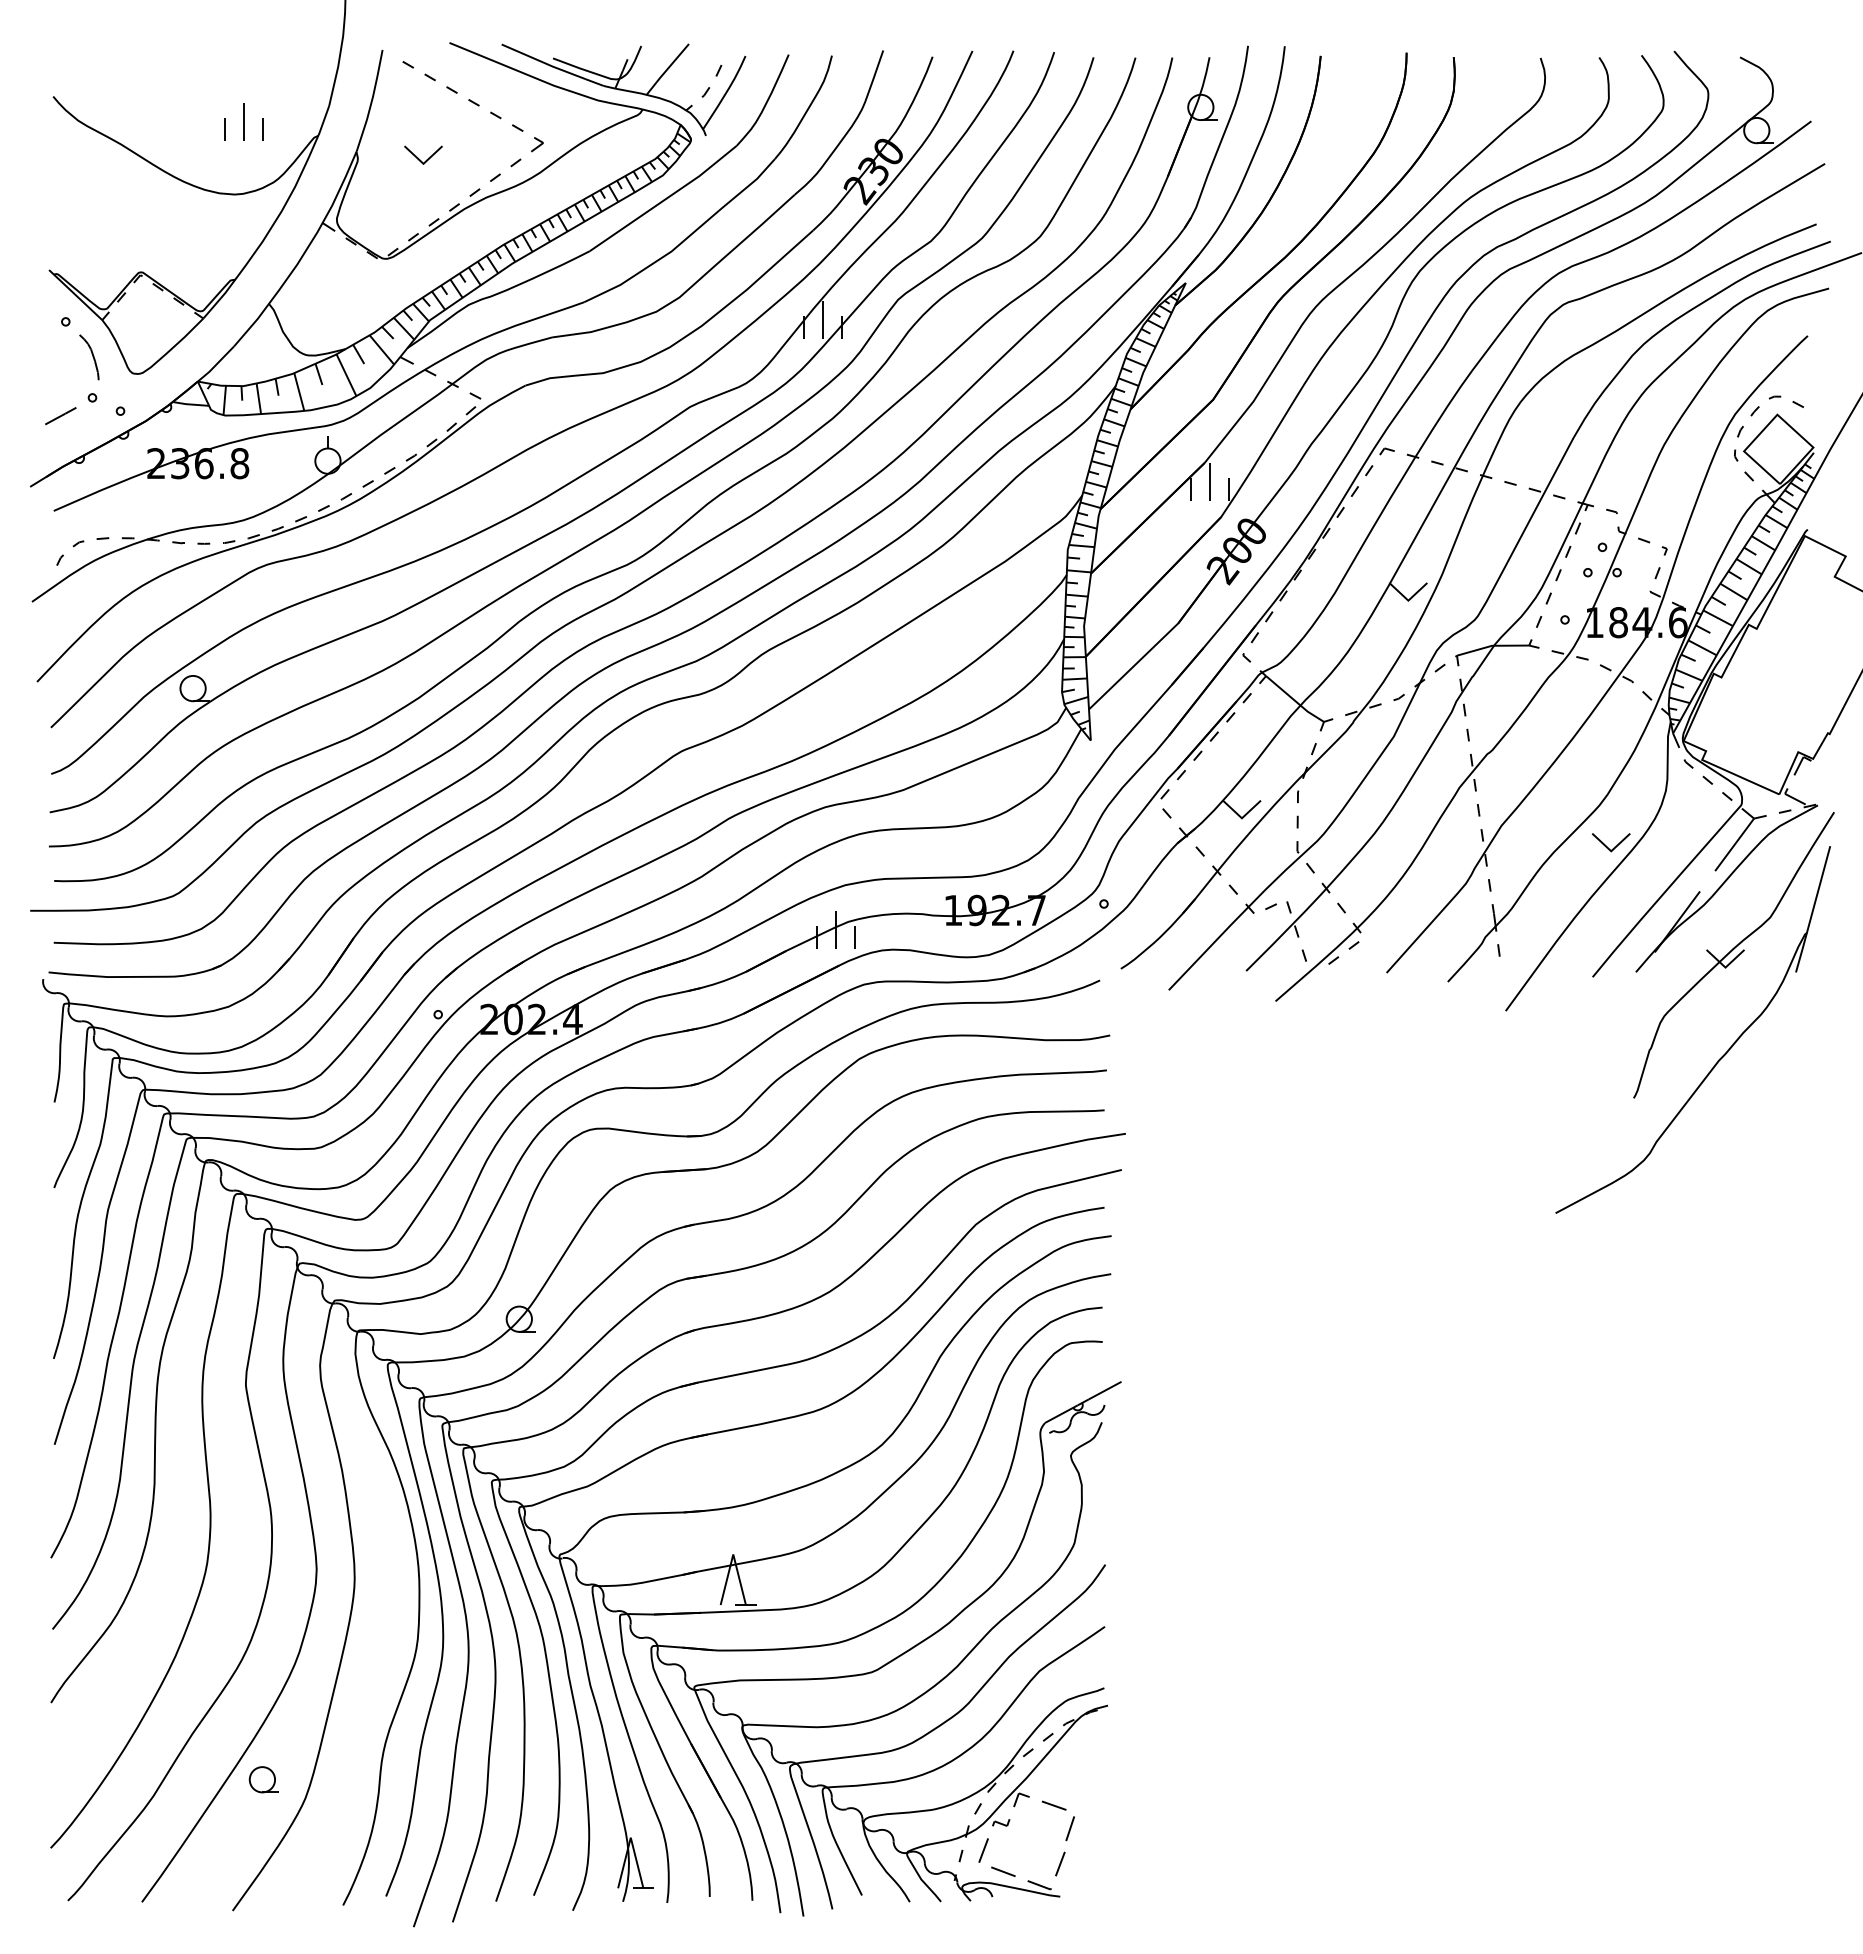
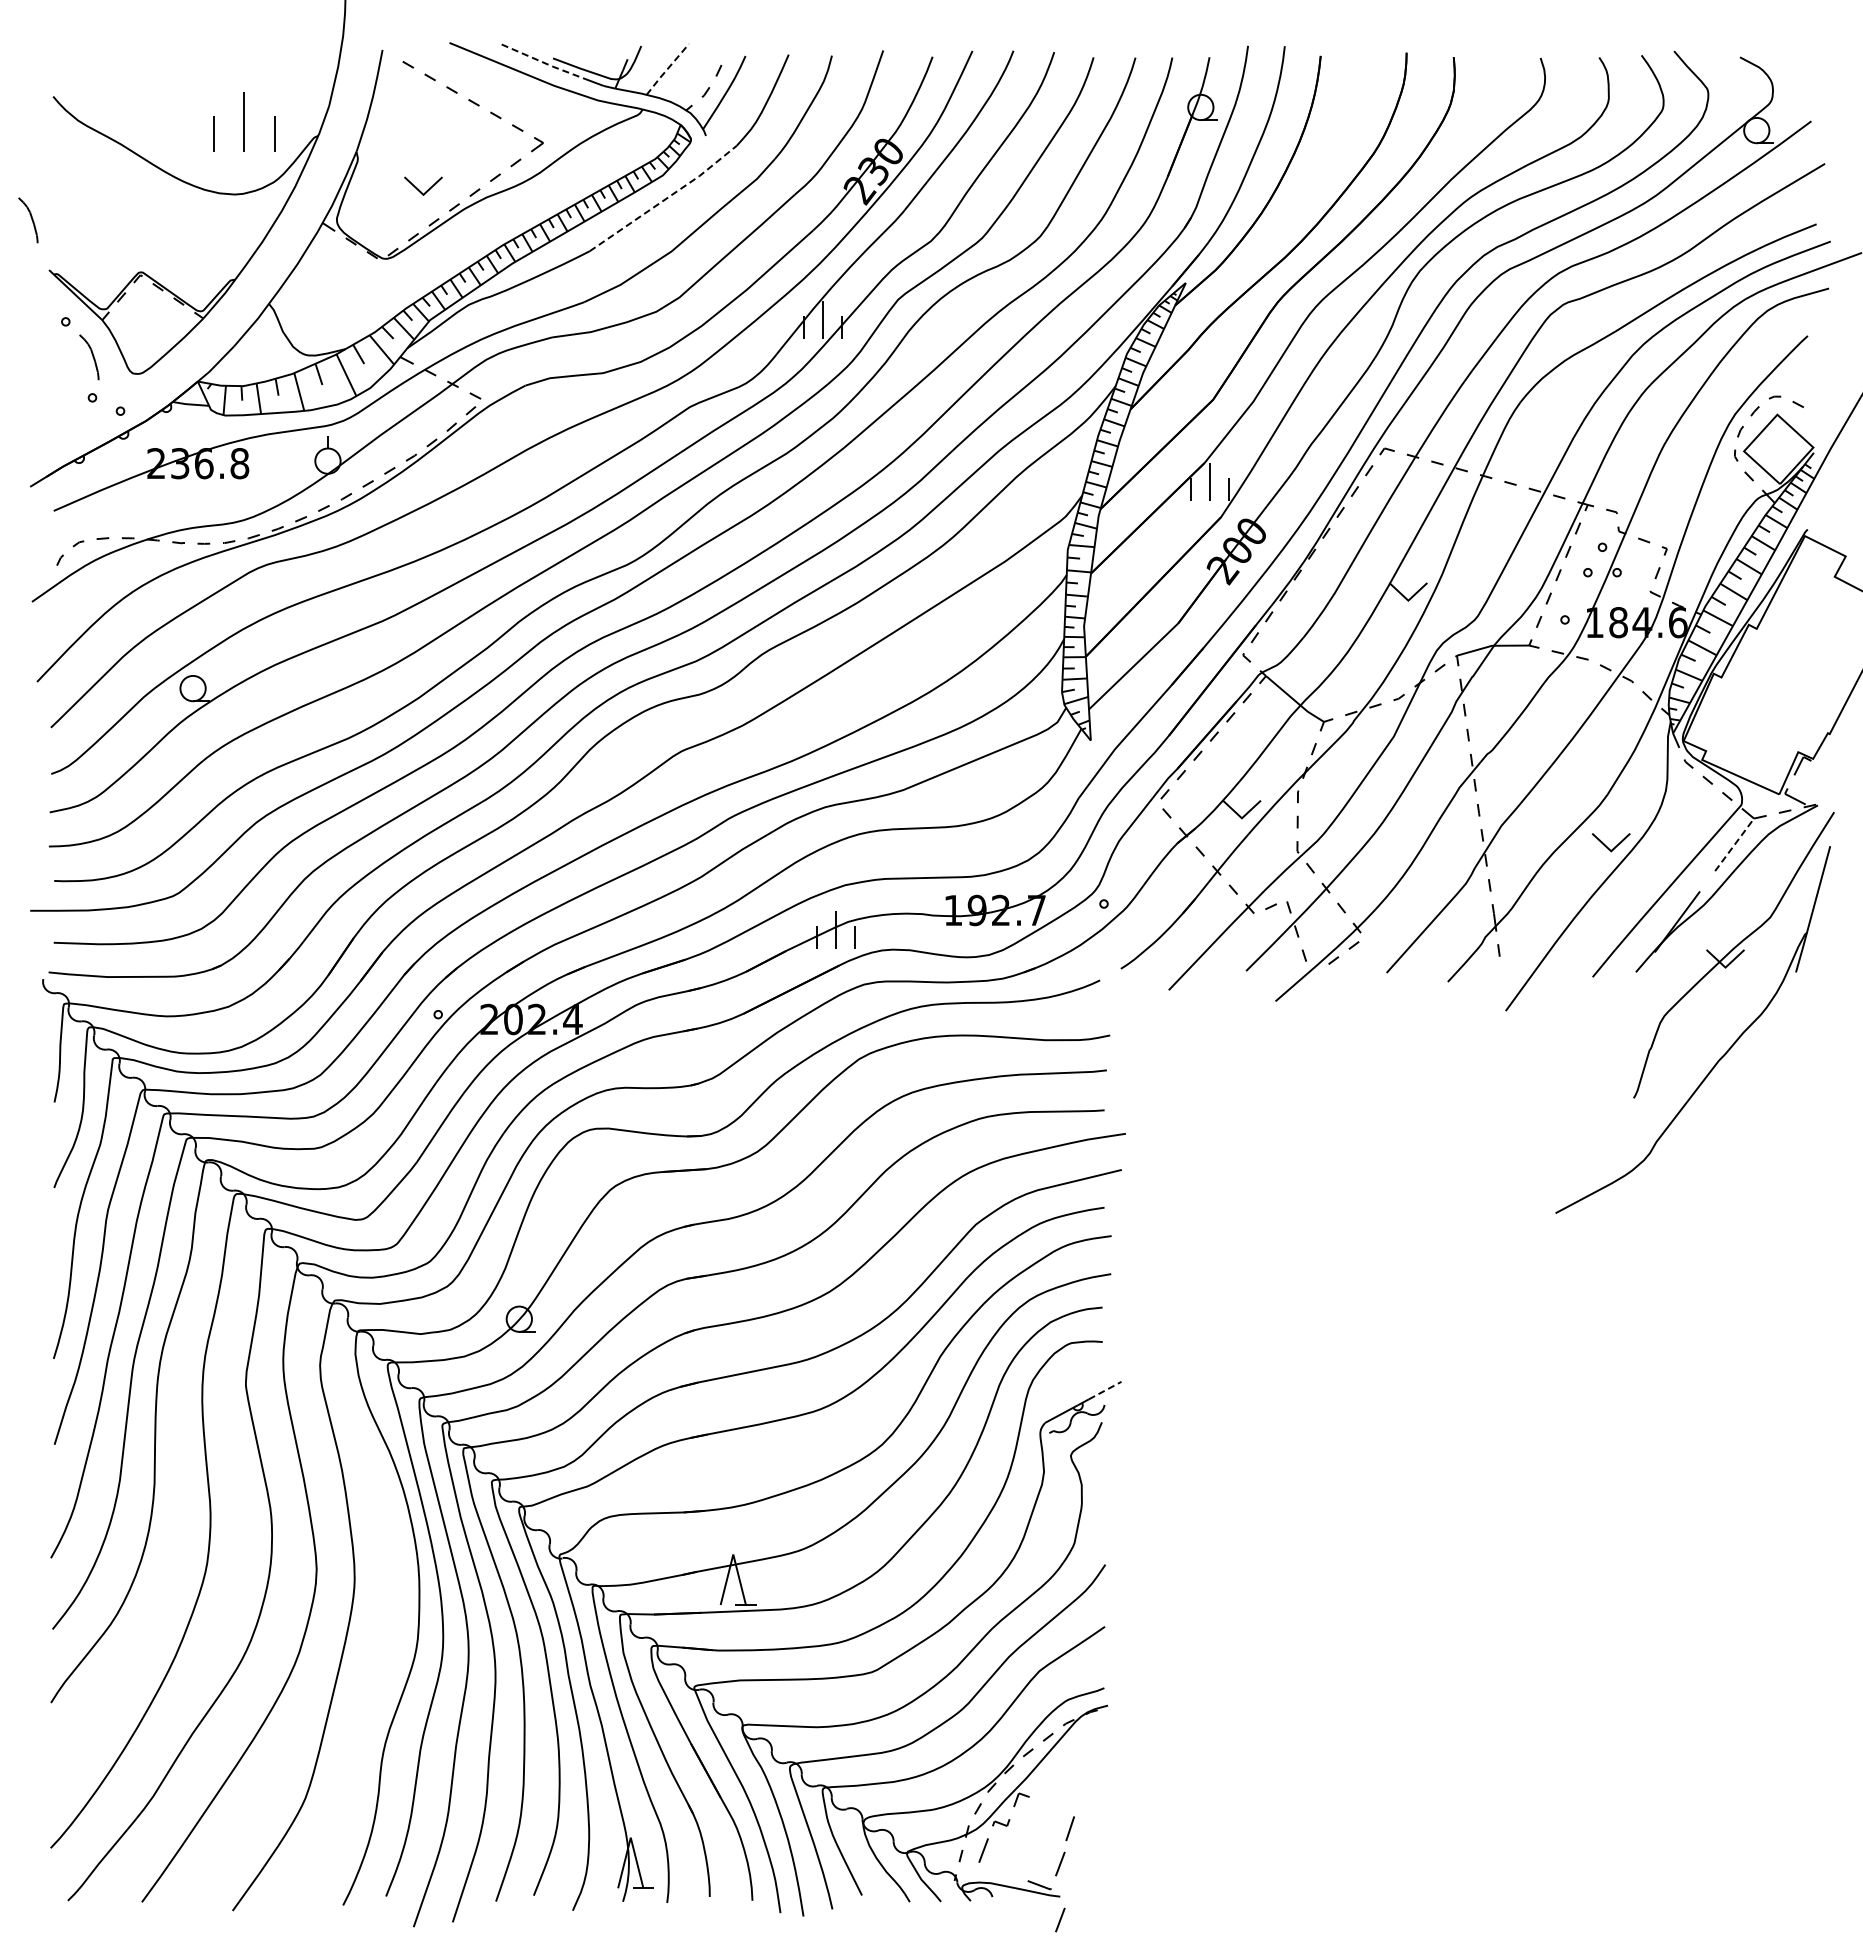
line: solid -> dashed (544, 63)
line: solid -> dashed (667, 69)
part size: 40x38 px -> 63x60 px (244, 121)
part position: (423, 154) -> (423, 185) (423, 185)
line: solid -> dashed (665, 199)
part: none -> present (28, 220)
line: present -> none (60, 416)
line: solid -> dashed (1734, 844)
line: solid -> dashed (1105, 1390)
part: present -> none (263, 1779)
line: present -> none (1053, 1805)
line: present -> none (1003, 1871)
line: none -> present (1060, 1919)
